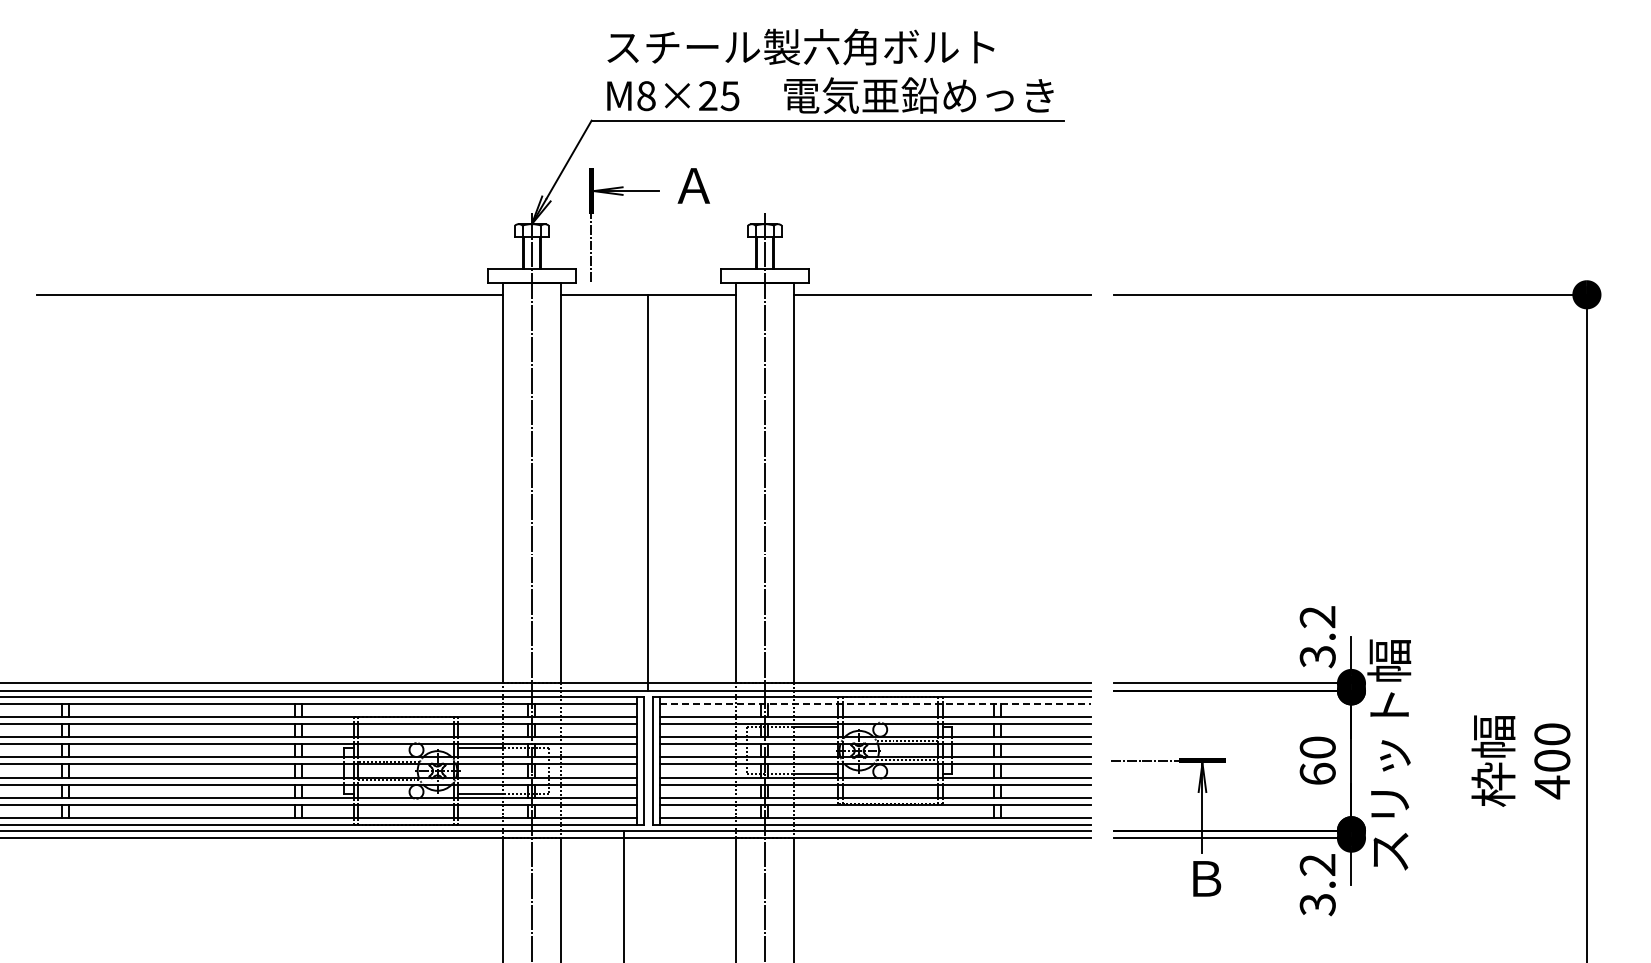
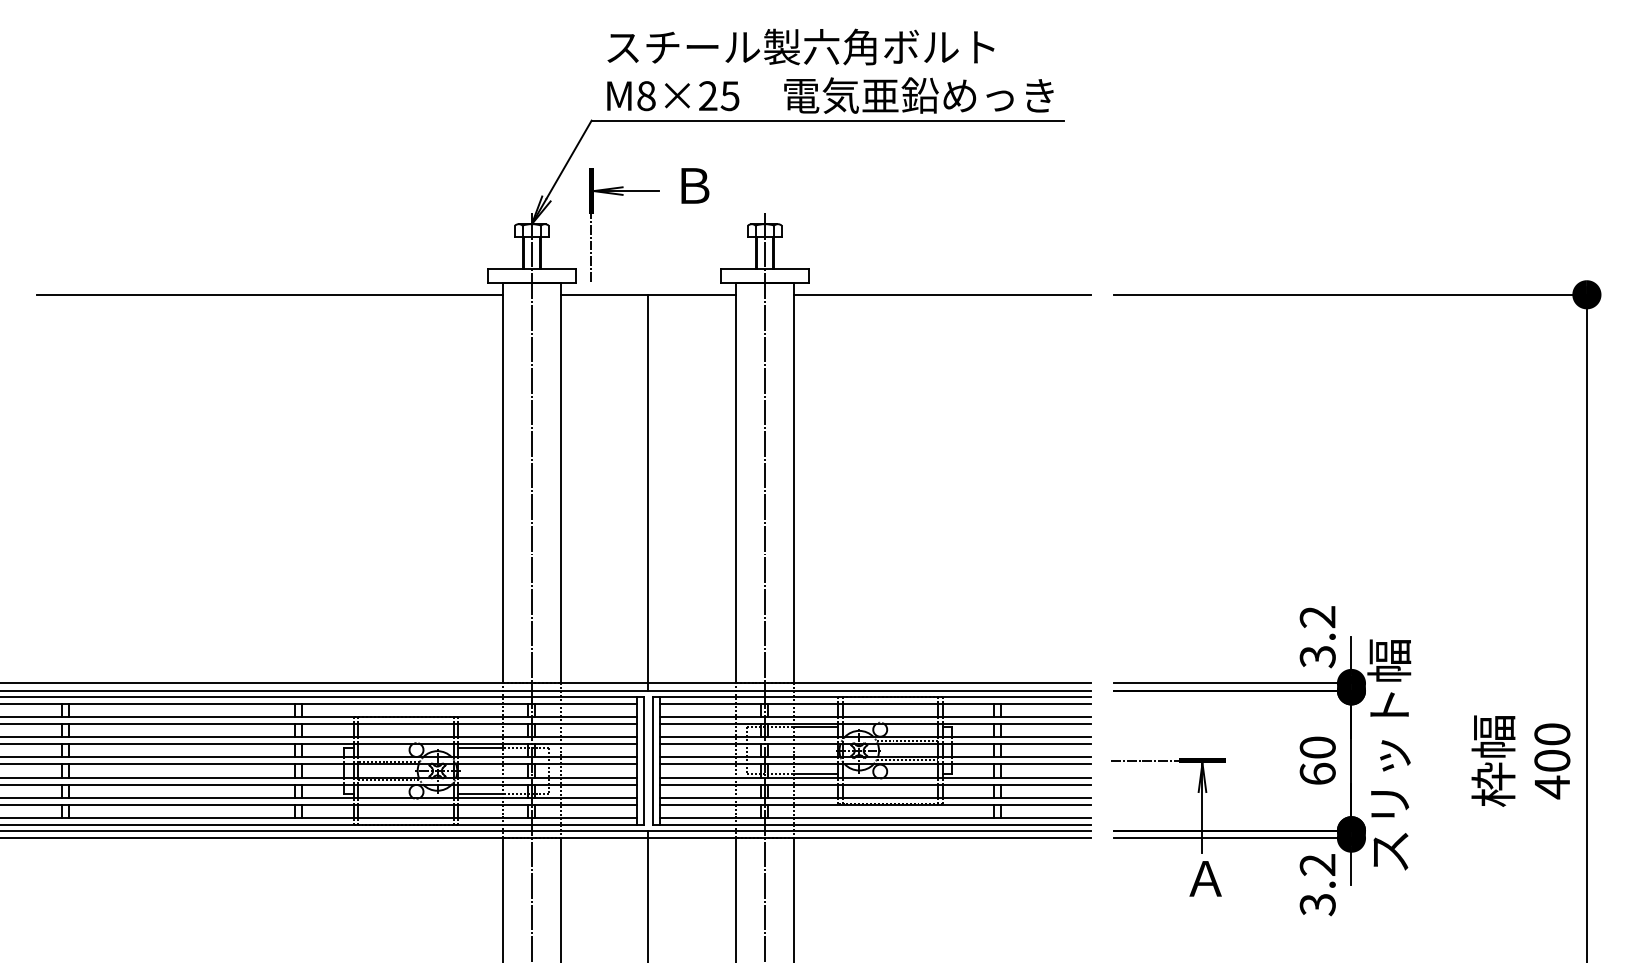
text: Ａ -> Ｂ (693, 185)
line: dashed -> solid (875, 703)
text: Ｂ -> Ａ (1205, 878)
line position: (624, 894) -> (648, 894) (648, 894)
